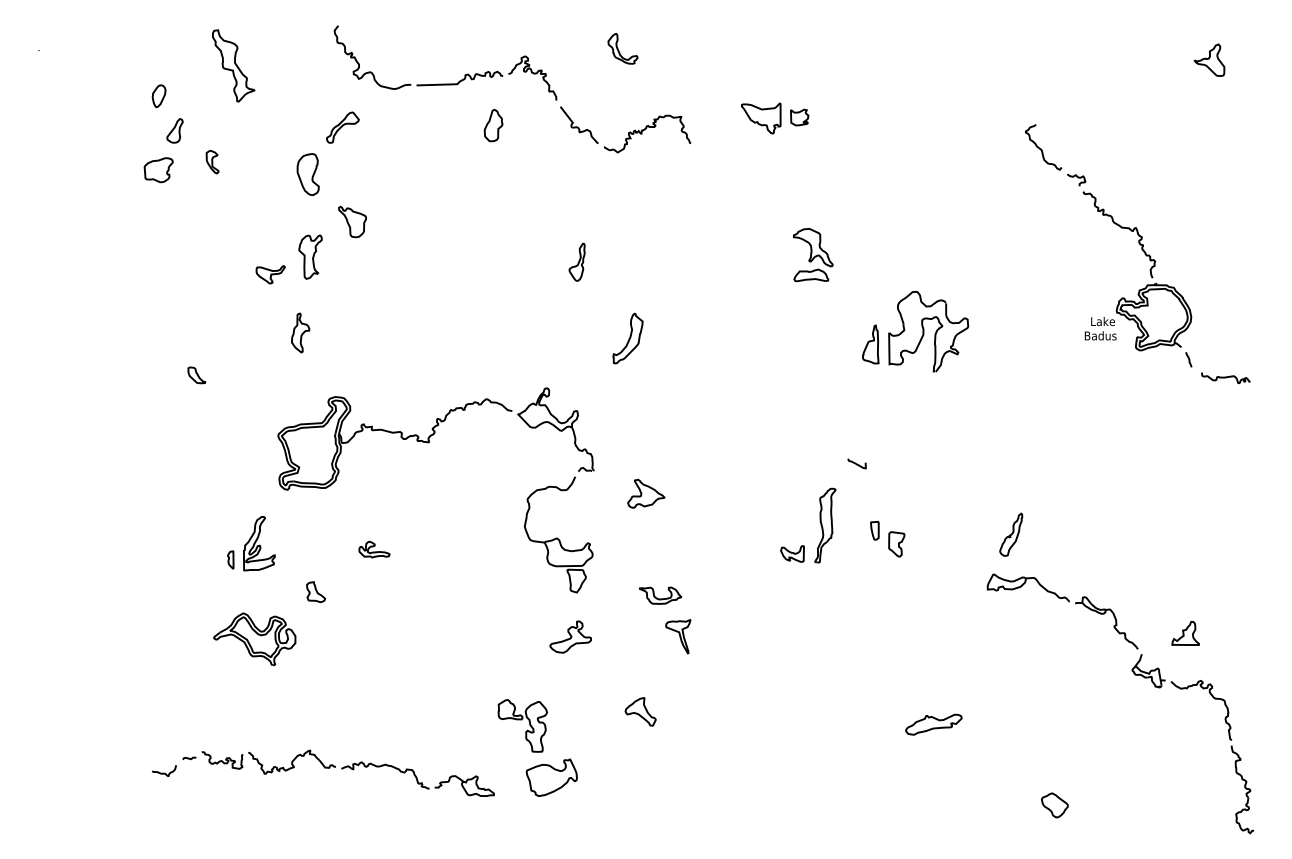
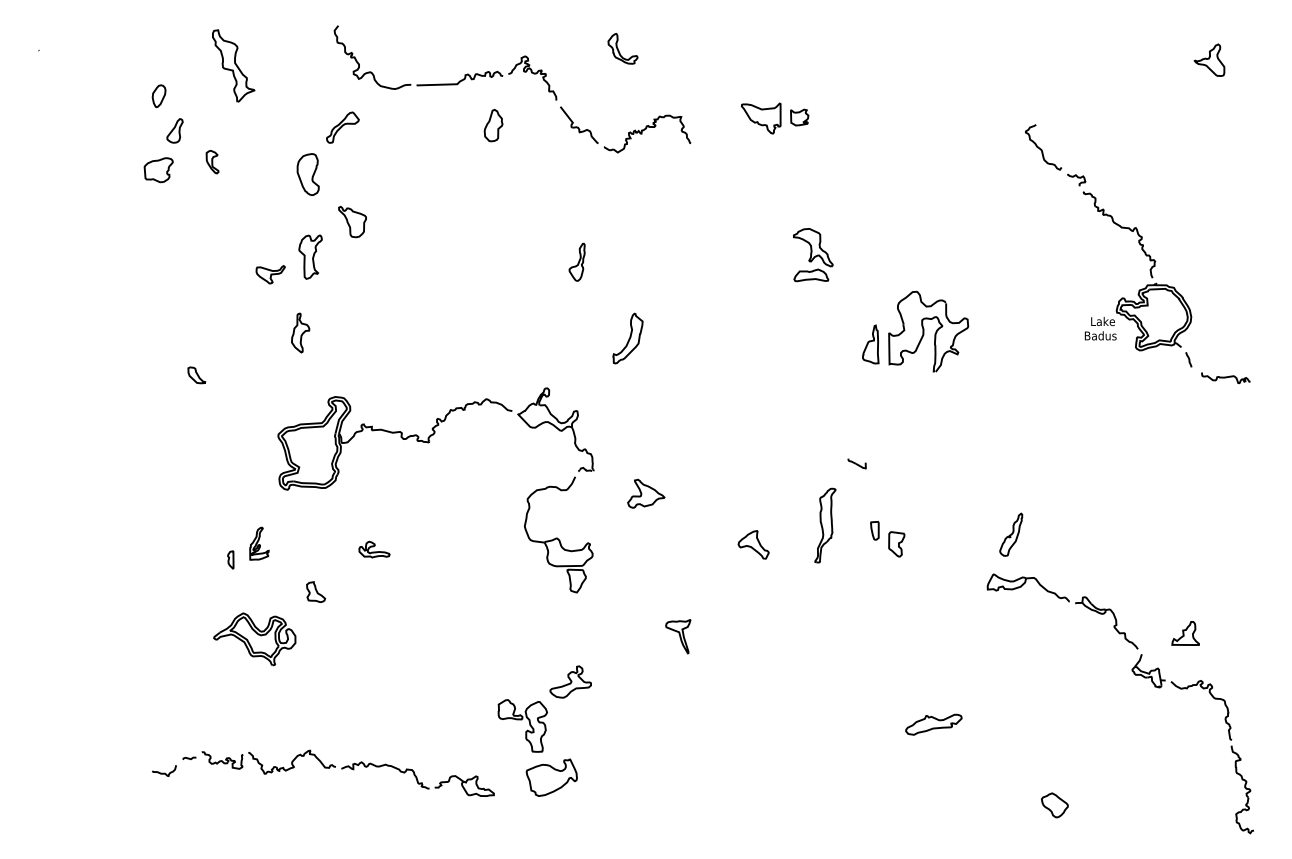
part size: 33x56 px -> 21x35 px (259, 543)
part: present -> none (792, 553)
part: present -> none (660, 595)
part position: (570, 636) -> (570, 681) (570, 681)
part position: (640, 711) -> (753, 544) (753, 544)
